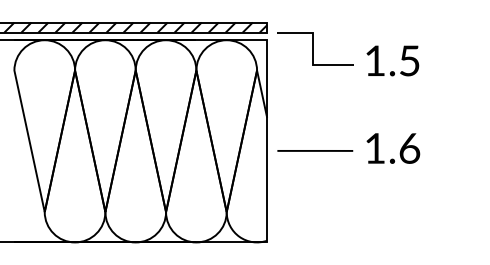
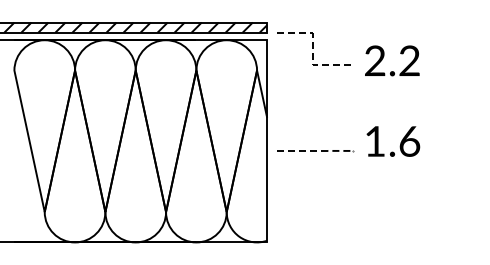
line: solid -> dashed (312, 52)
text: 1.5 -> 2.2 (392, 60)
text position: (393, 148) -> (393, 141) (393, 141)
line: solid -> dashed (317, 150)
